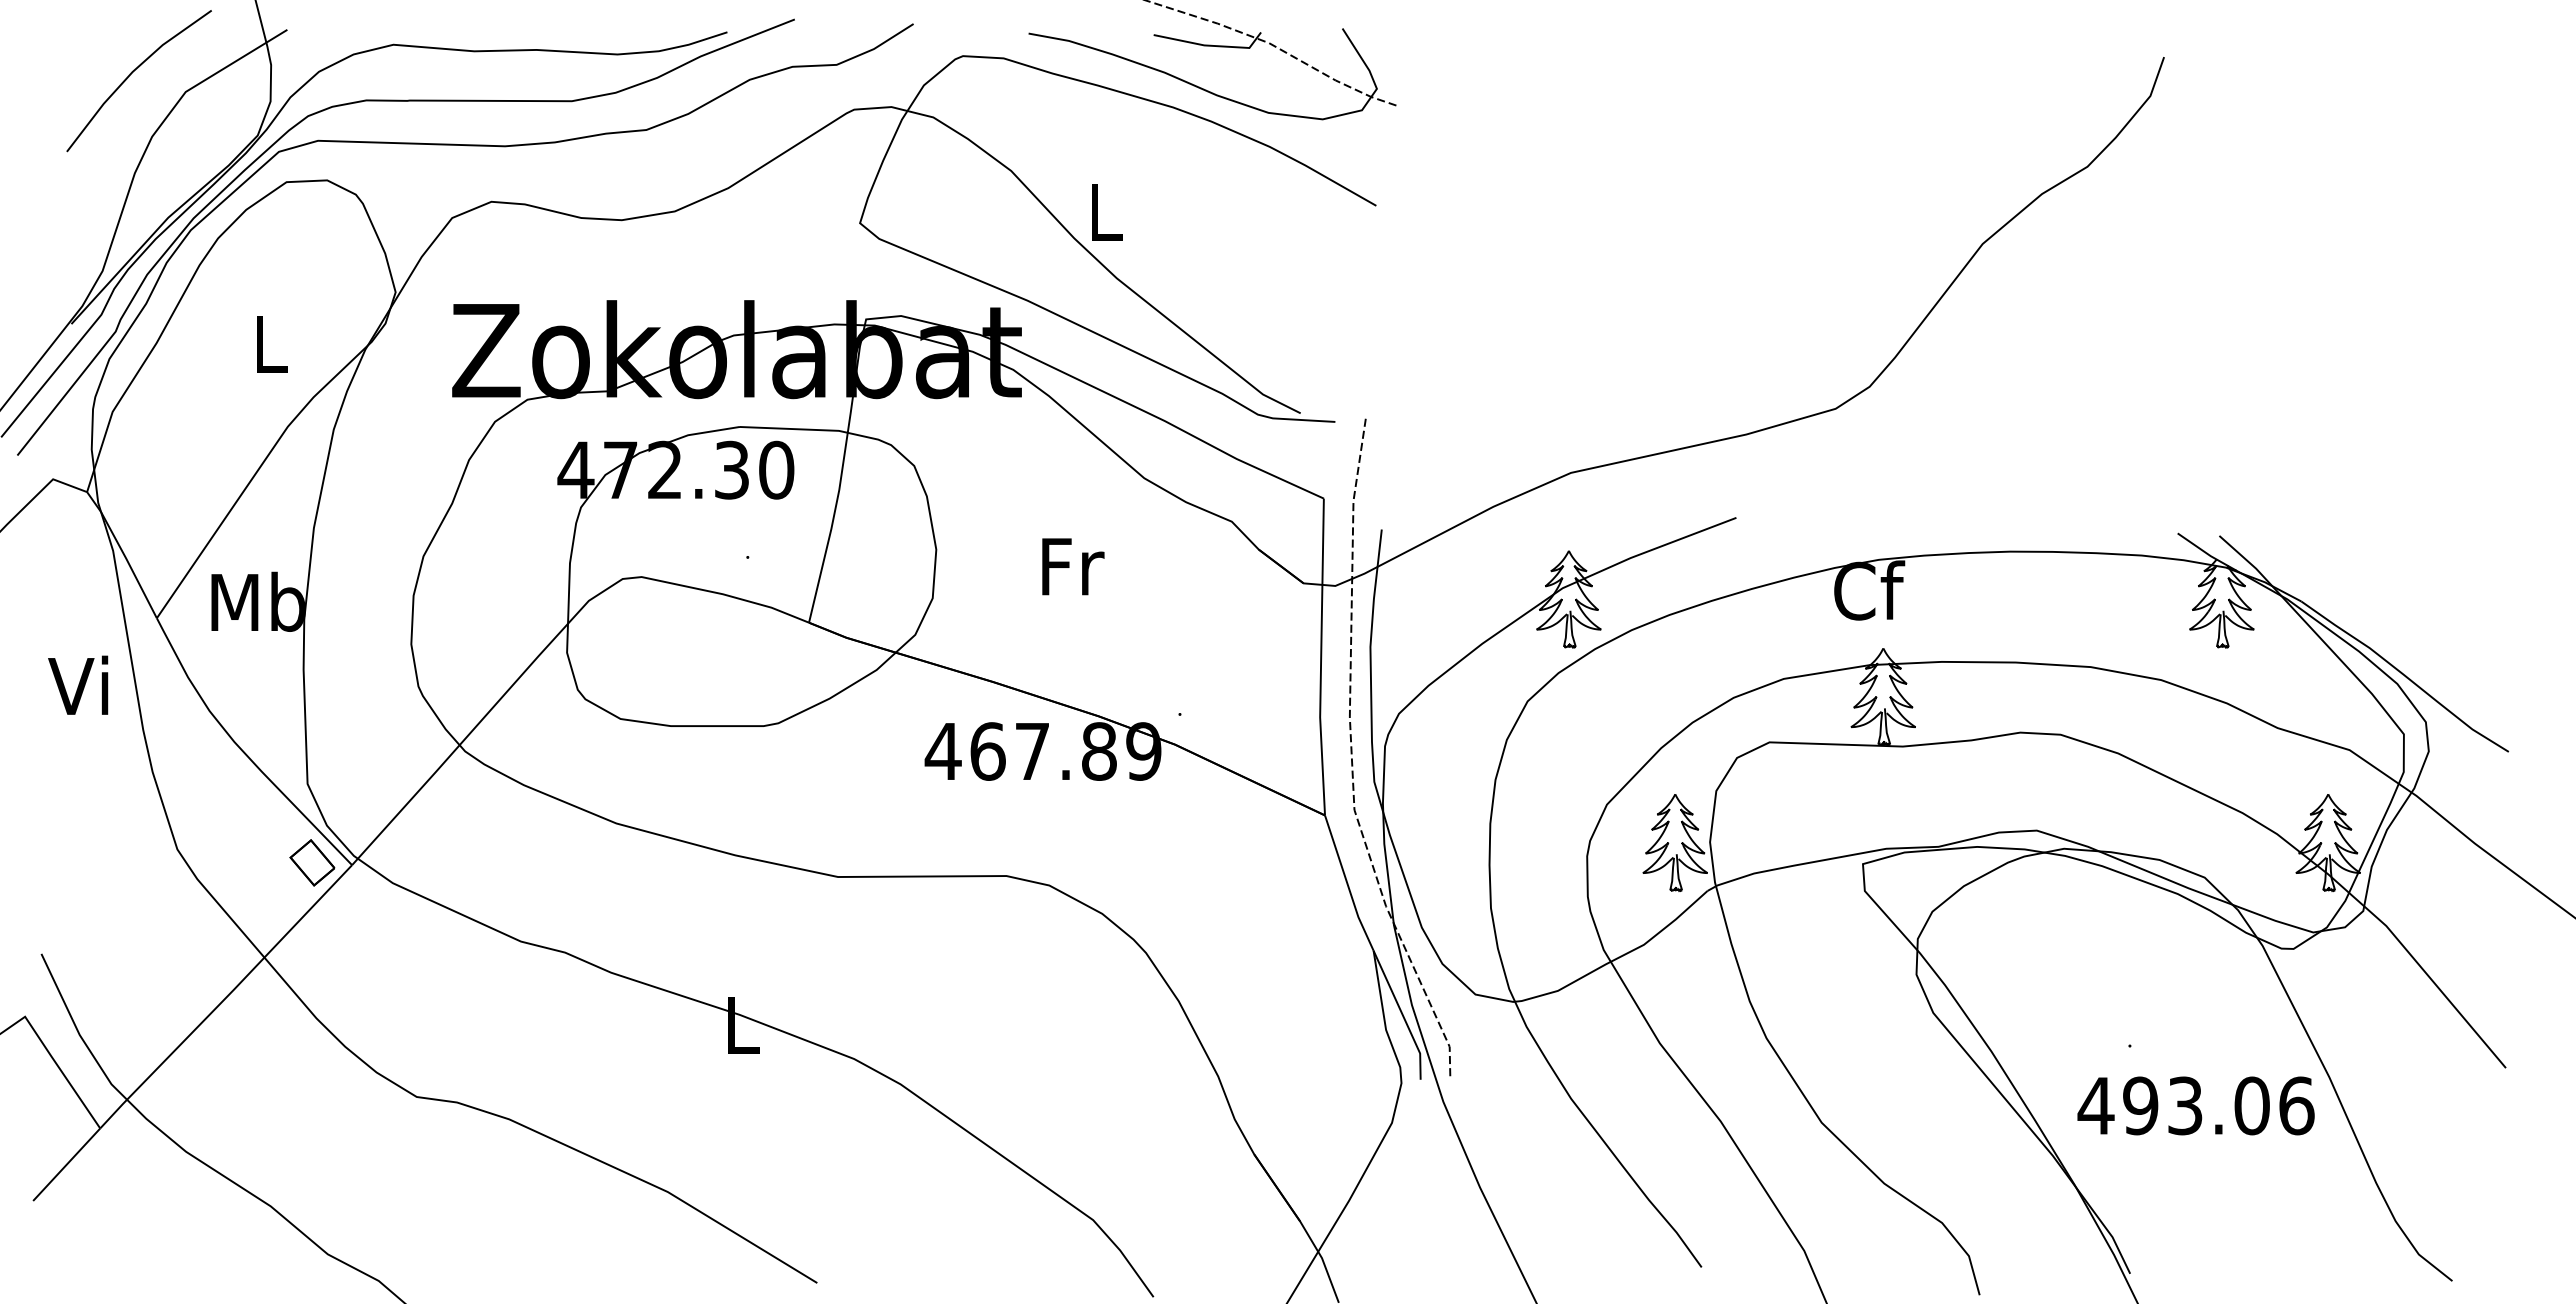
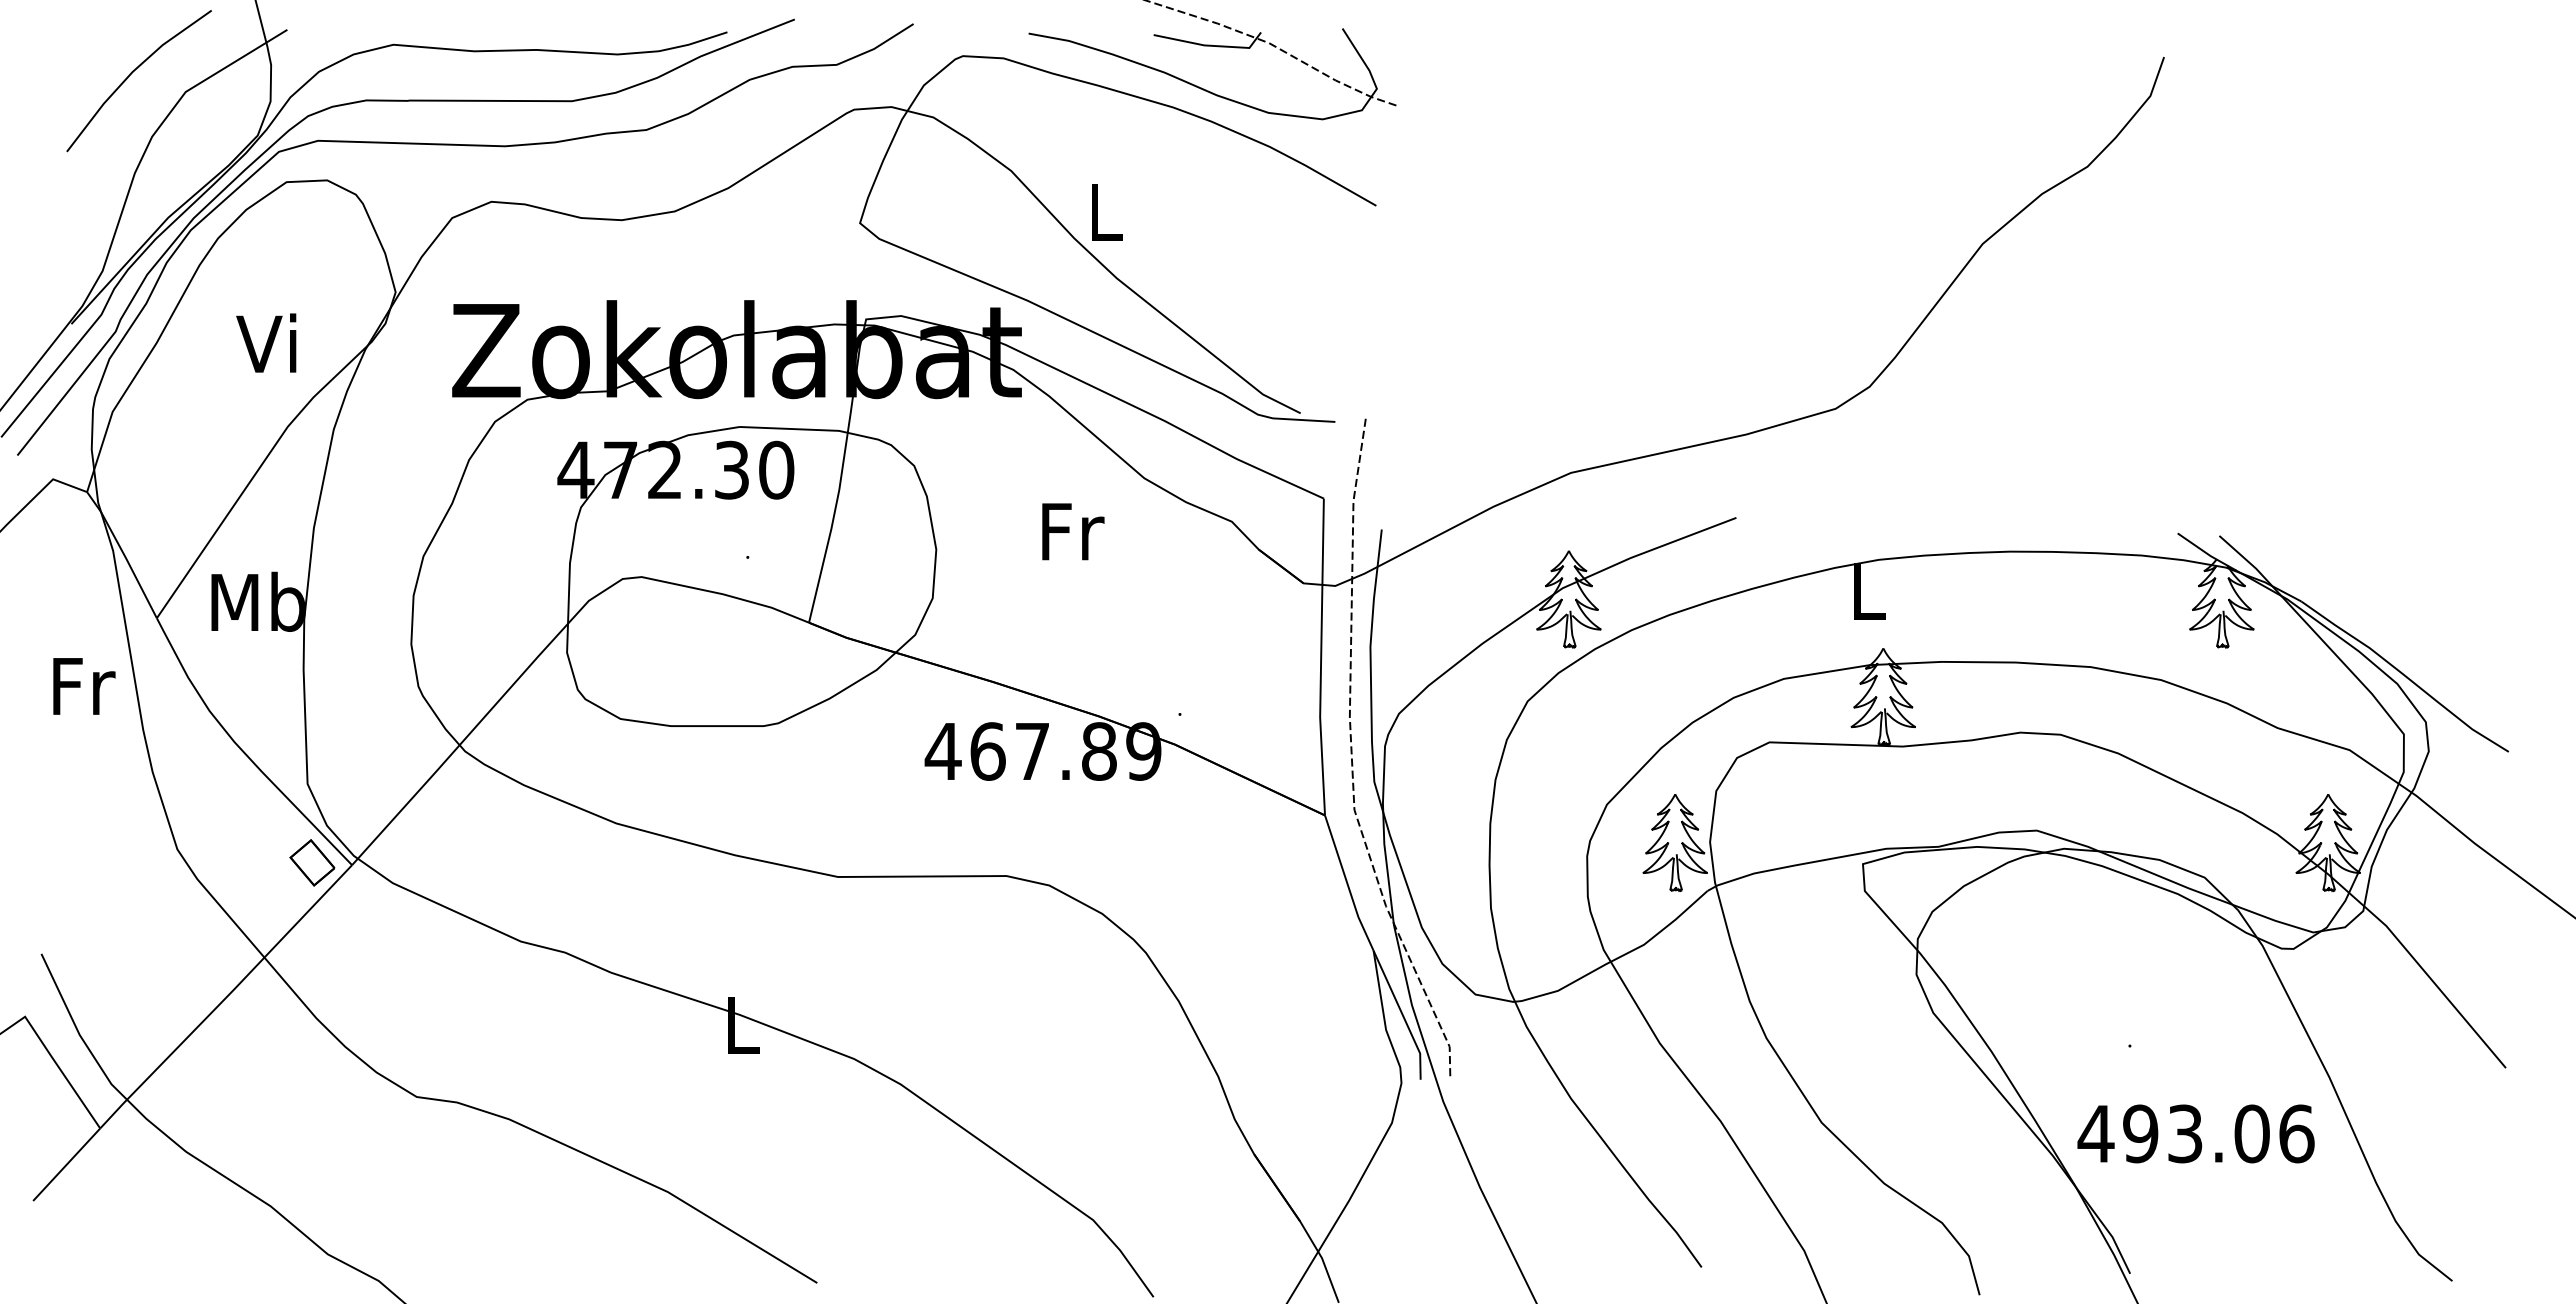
text: L -> Vi (266, 342)
text position: (1073, 566) -> (1073, 531) (1073, 531)
text: Cf -> L (1869, 590)
text: Vi -> Fr (81, 684)
text position: (2195, 1105) -> (2195, 1133) (2195, 1133)
